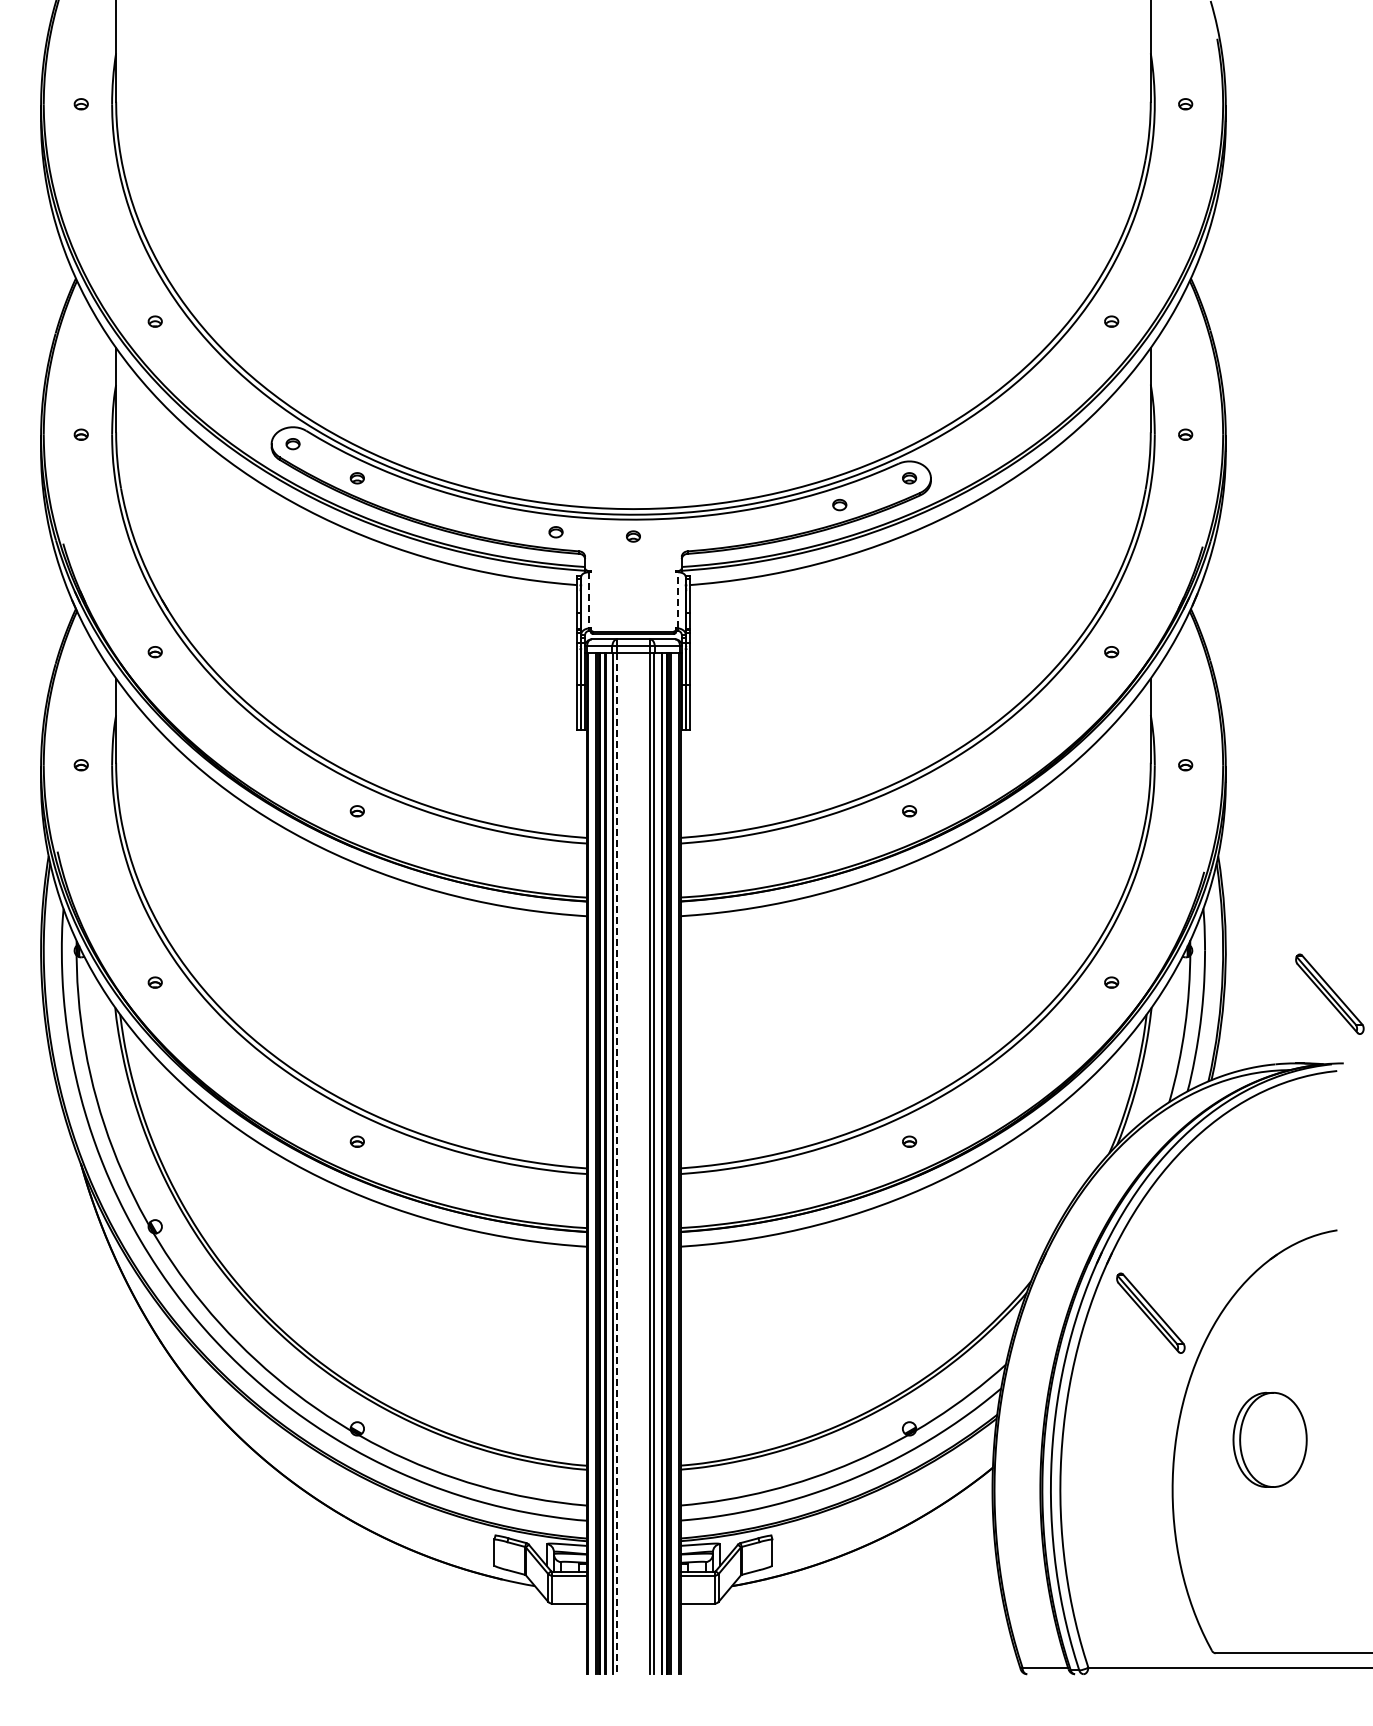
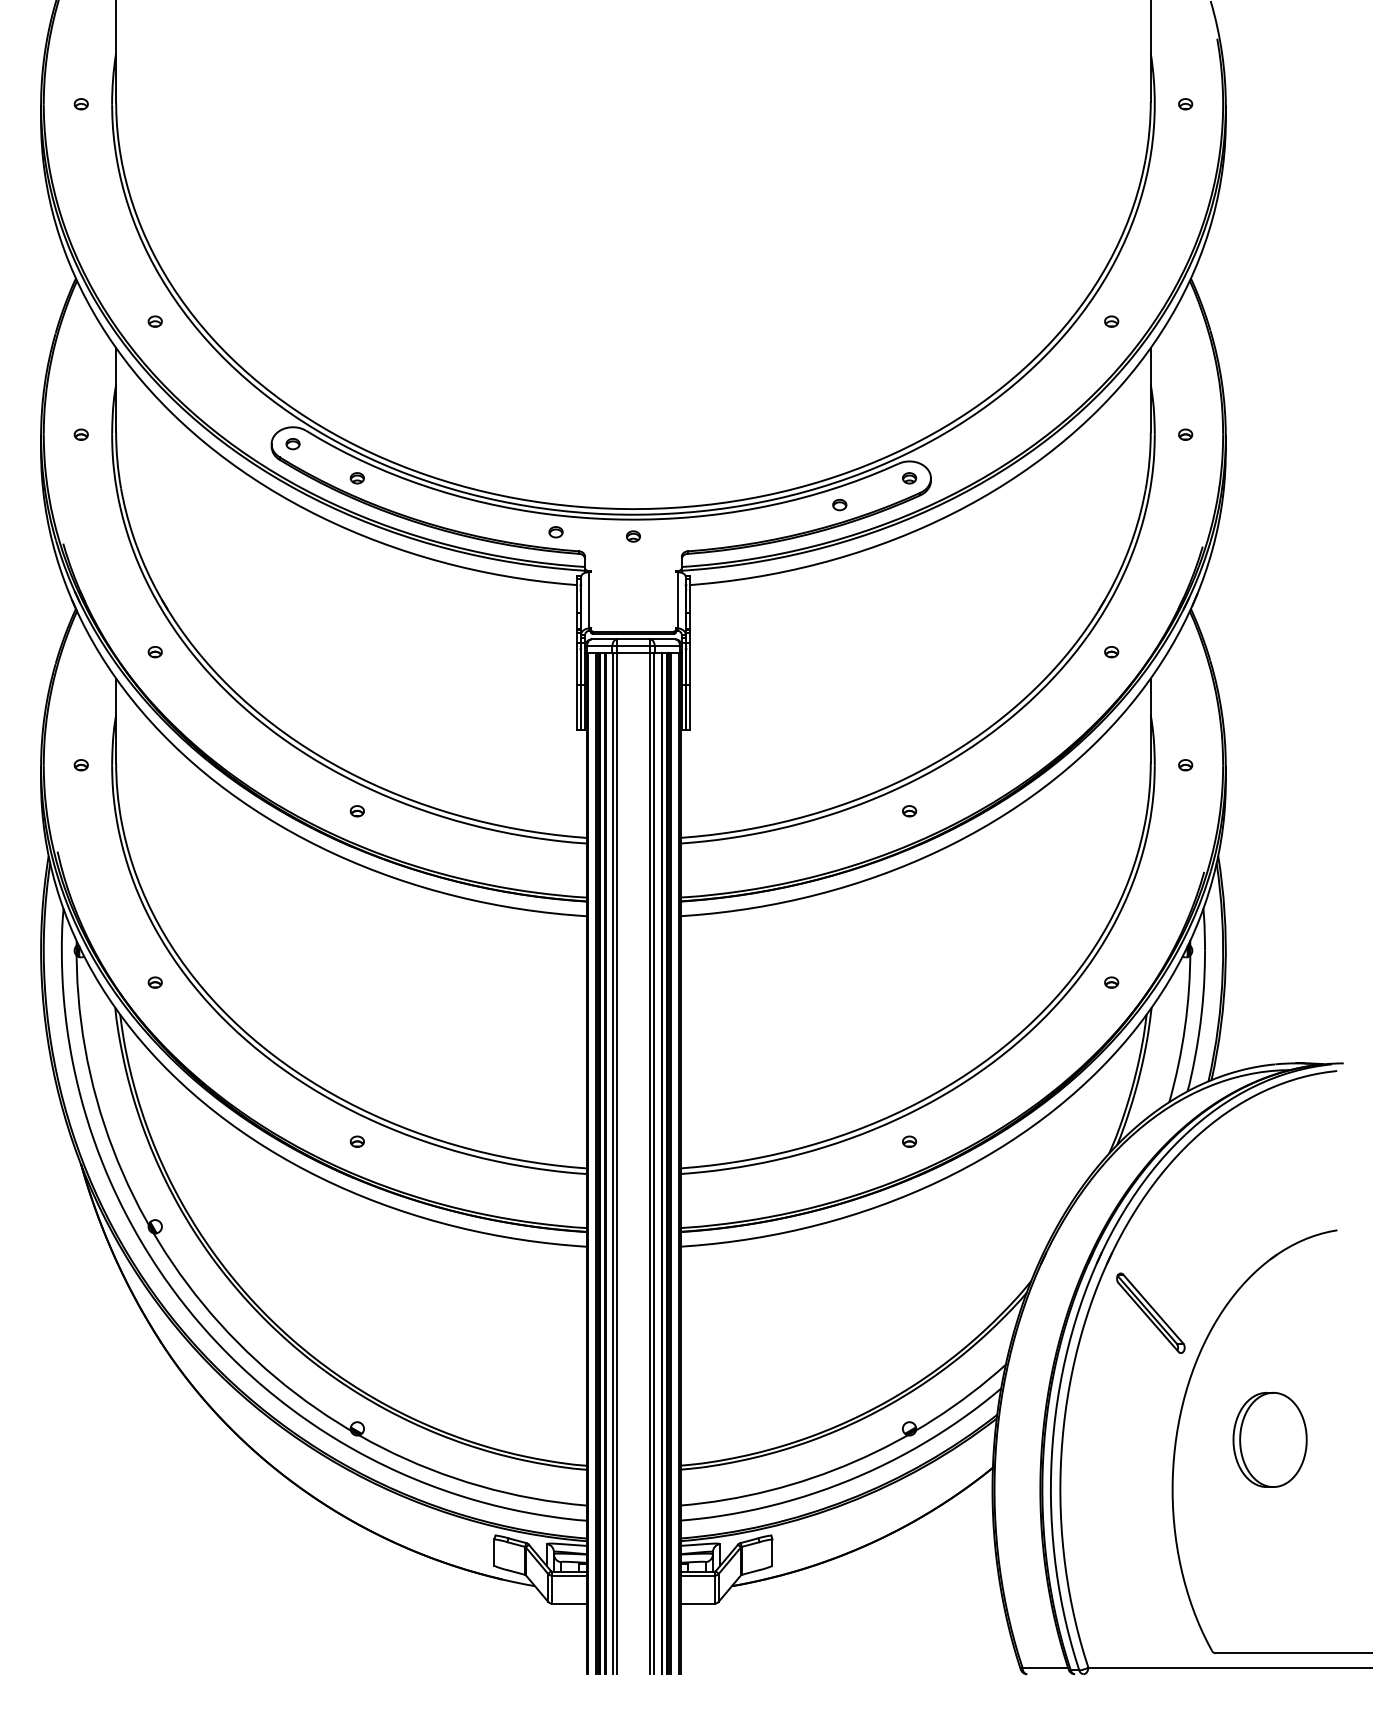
line: dashed -> solid (678, 599)
line: dashed -> solid (588, 600)
part: present -> none (1329, 993)
line: dashed -> solid (617, 1163)
